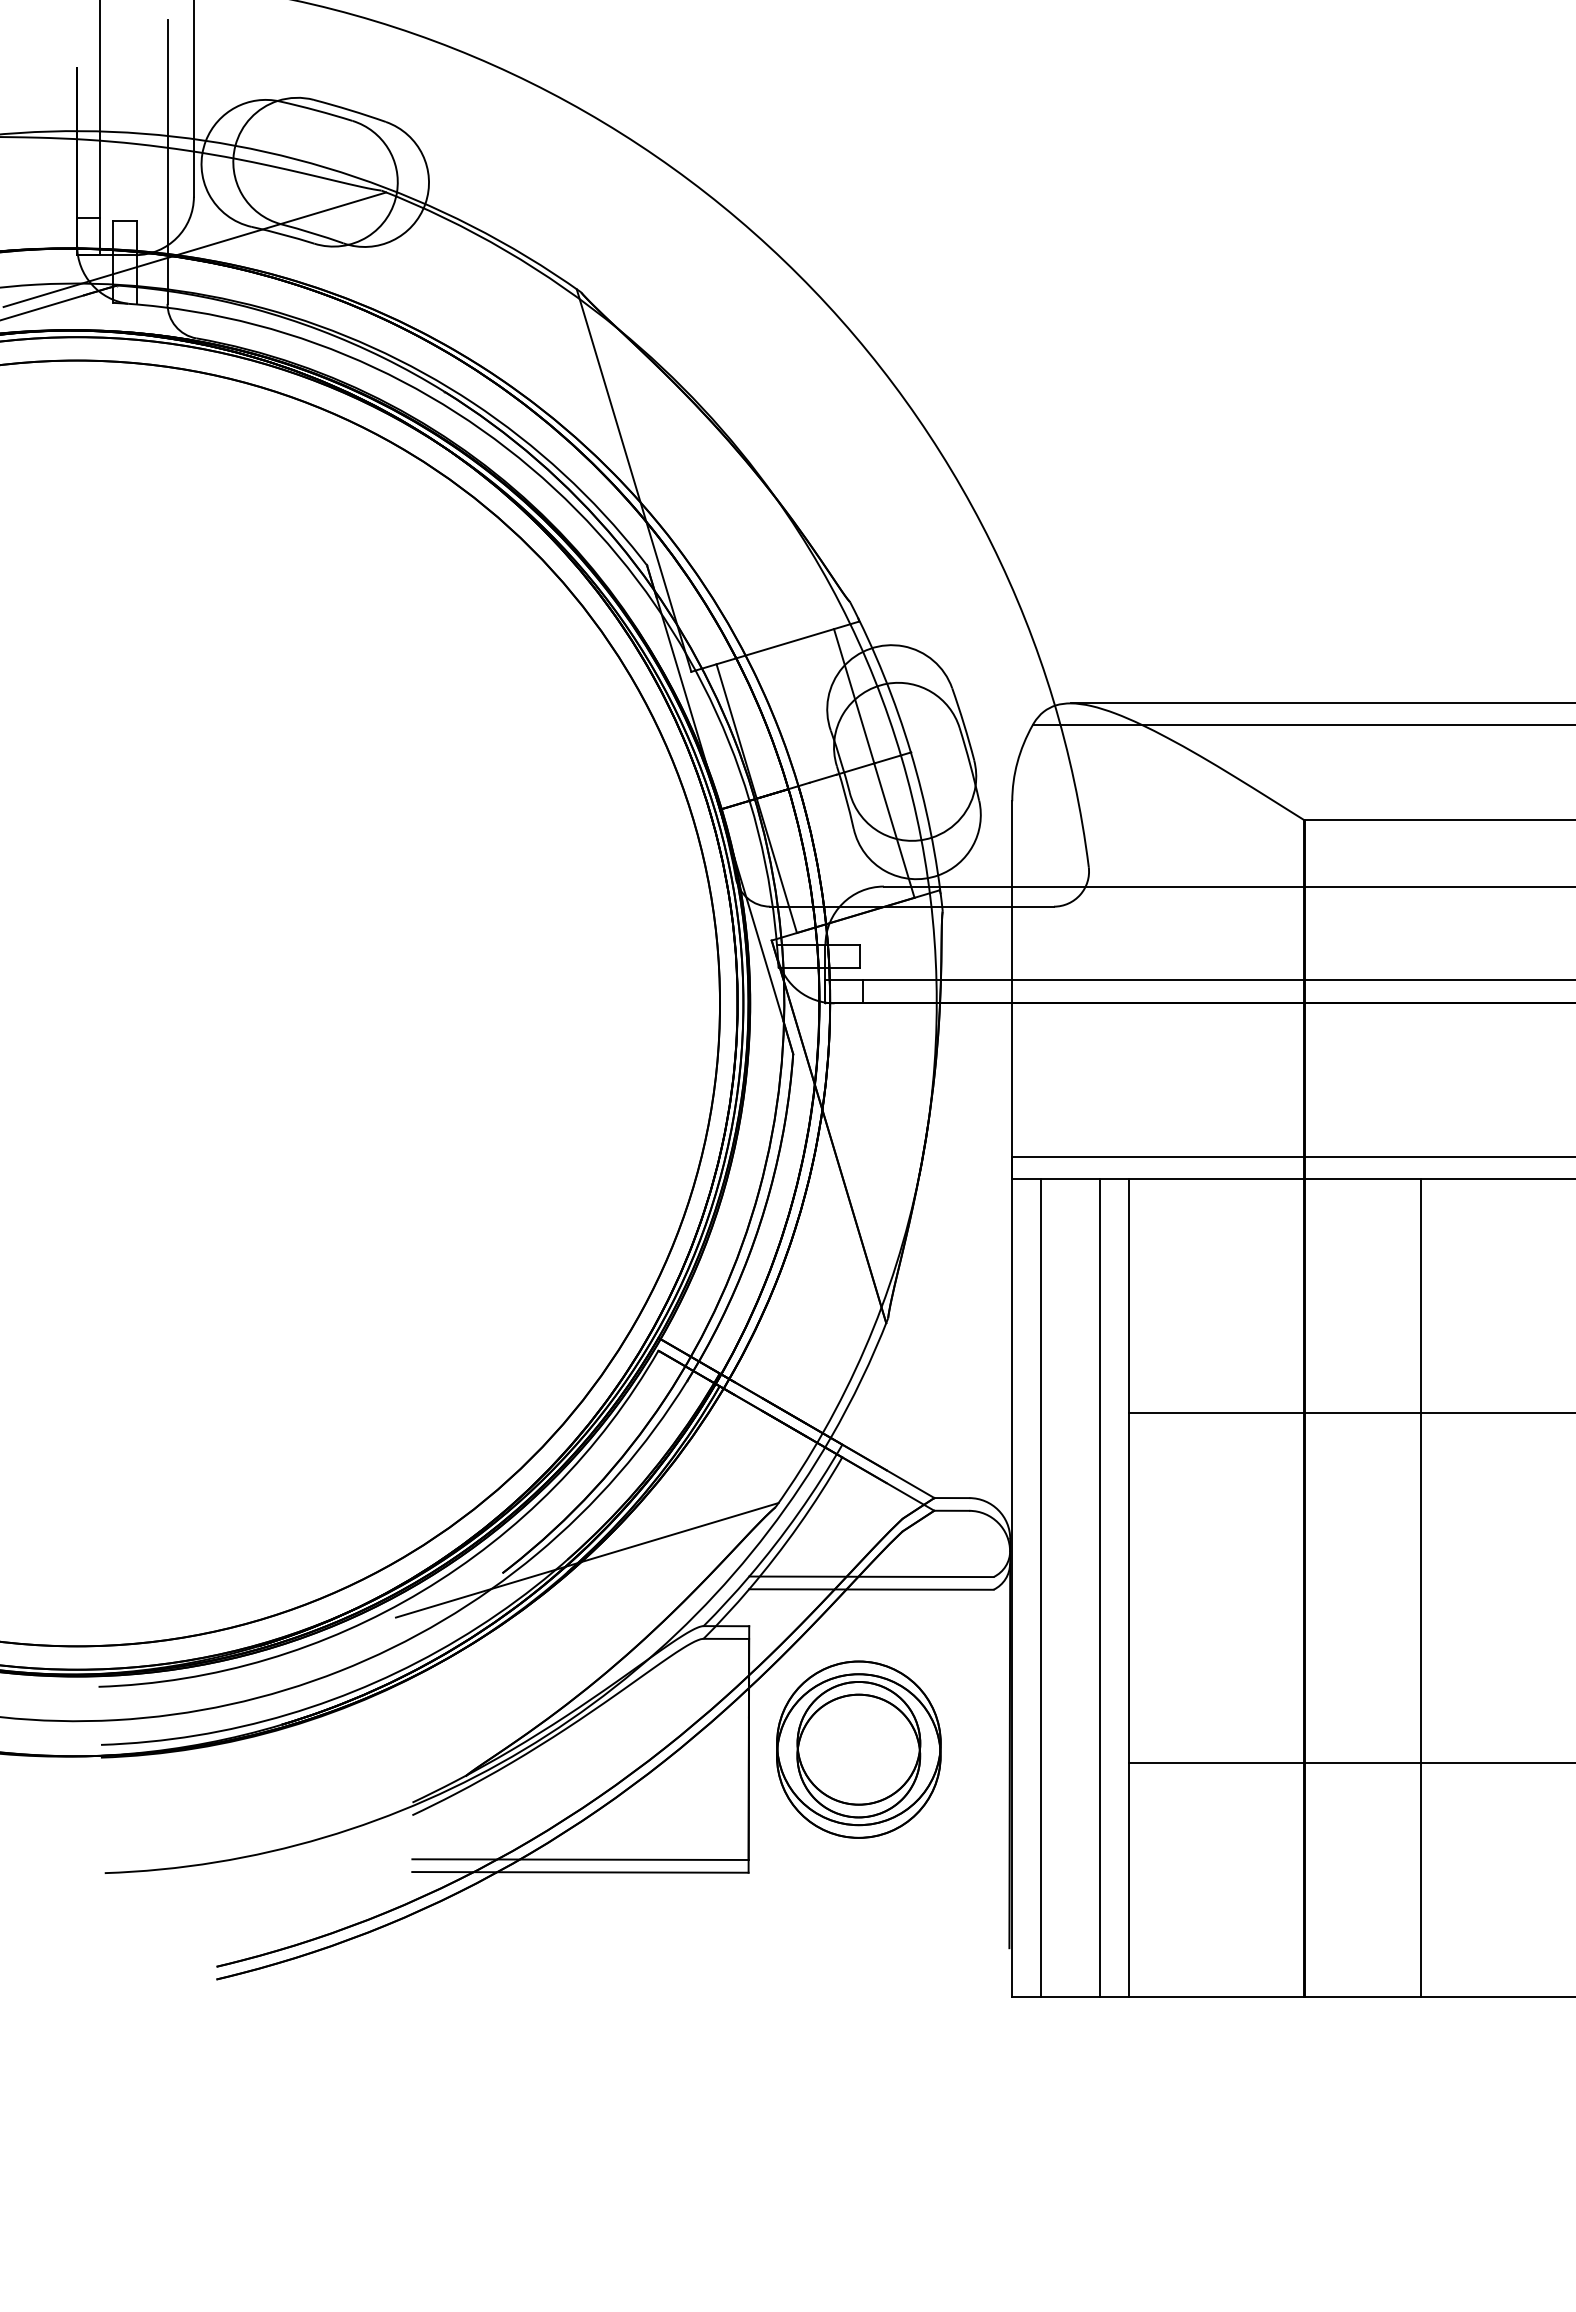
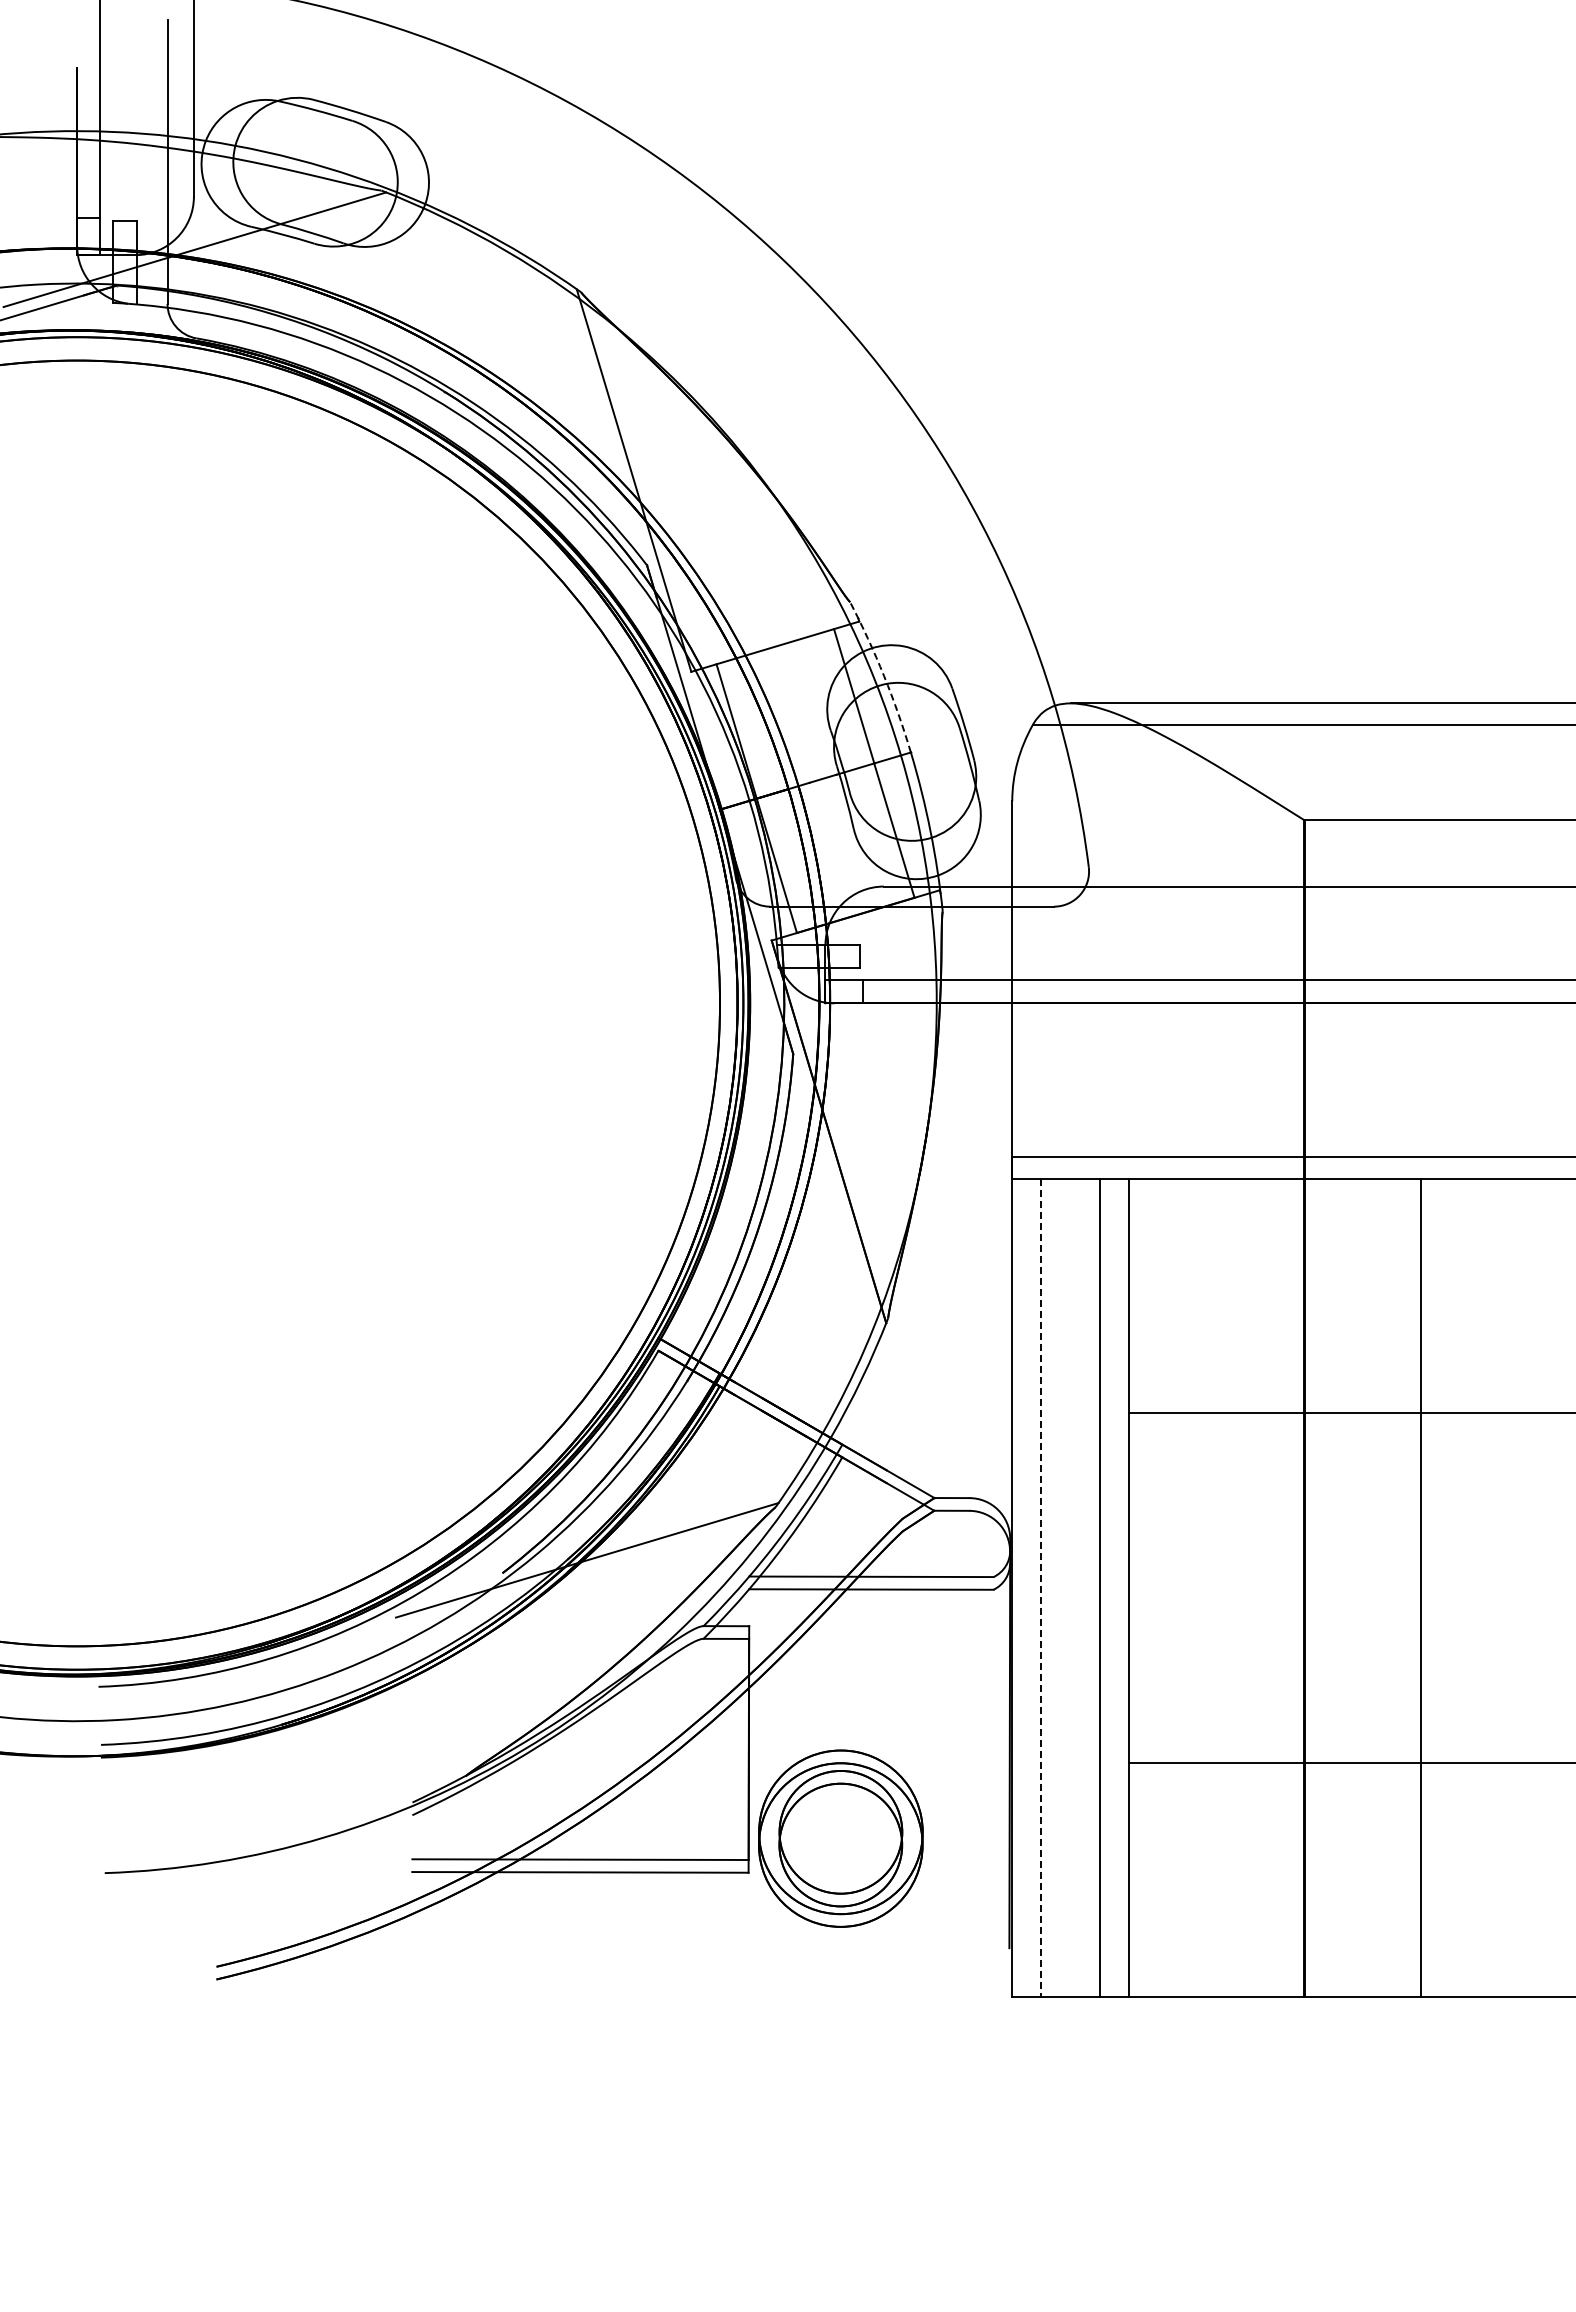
arc: solid -> dashed (884, 675)
line: solid -> dashed (1041, 1588)
part position: (858, 1749) -> (840, 1838) (840, 1838)
